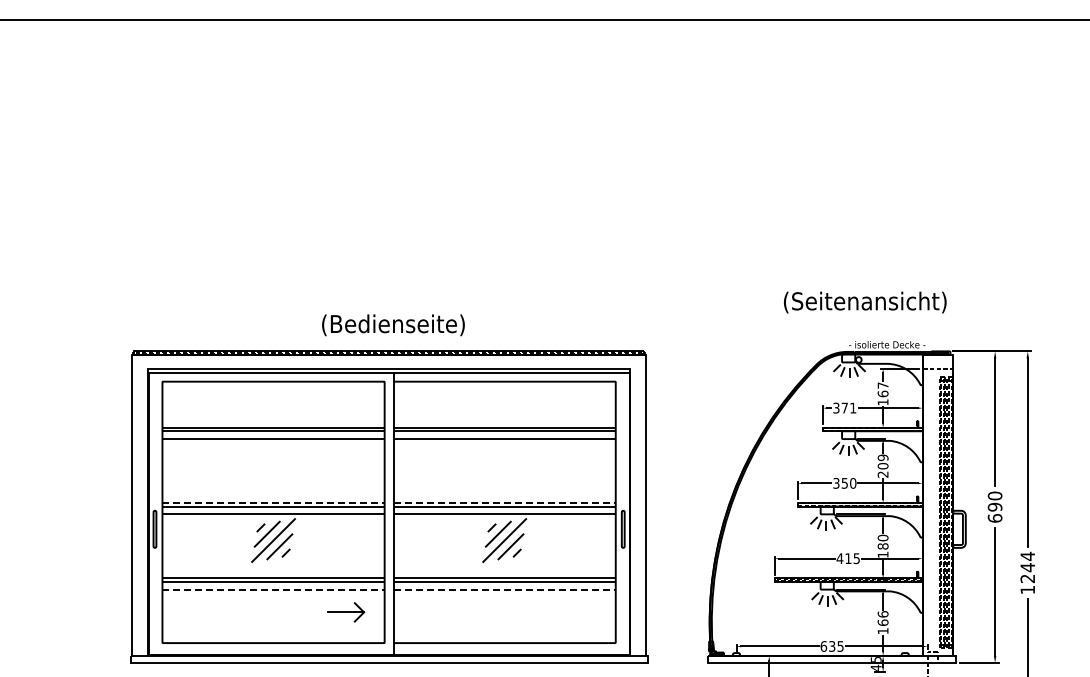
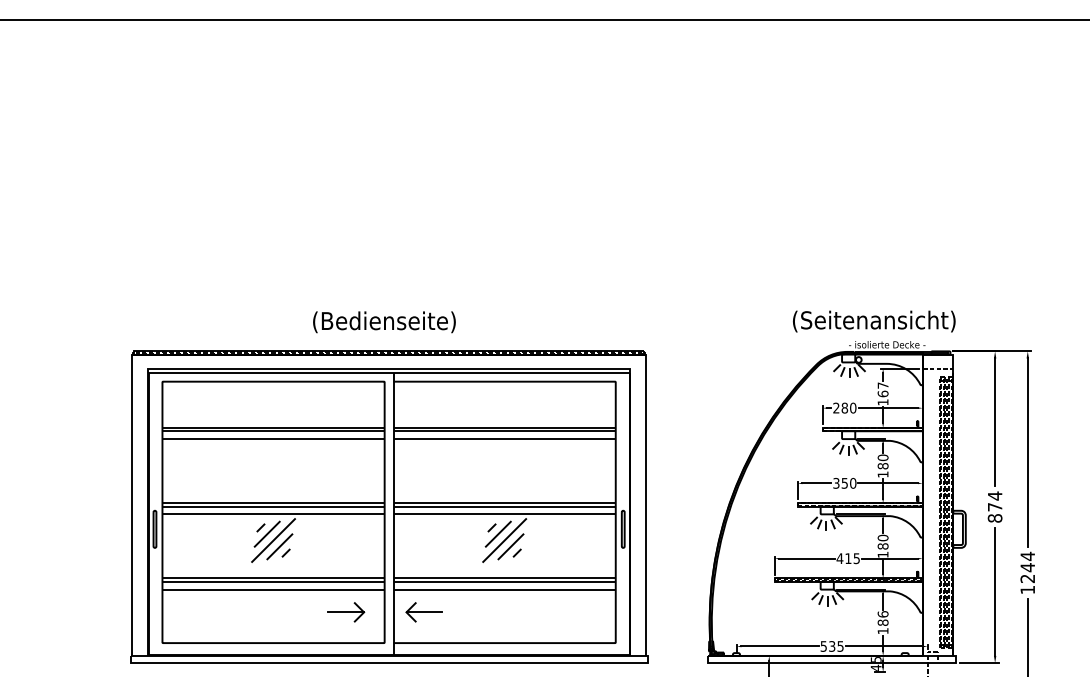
text position: (865, 302) -> (874, 321) (874, 321)
text position: (393, 325) -> (384, 322) (384, 322)
text: 371 -> 280 (844, 407)
text: 209 -> 180 (882, 465)
line: dashed -> solid (274, 502)
line: dashed -> solid (505, 502)
text: 690 -> 874 (994, 506)
line: dashed -> solid (274, 589)
line: dashed -> solid (505, 589)
part: none -> present (423, 612)
text: 166 -> 186 (882, 622)
text: 635 -> 535 (823, 646)
